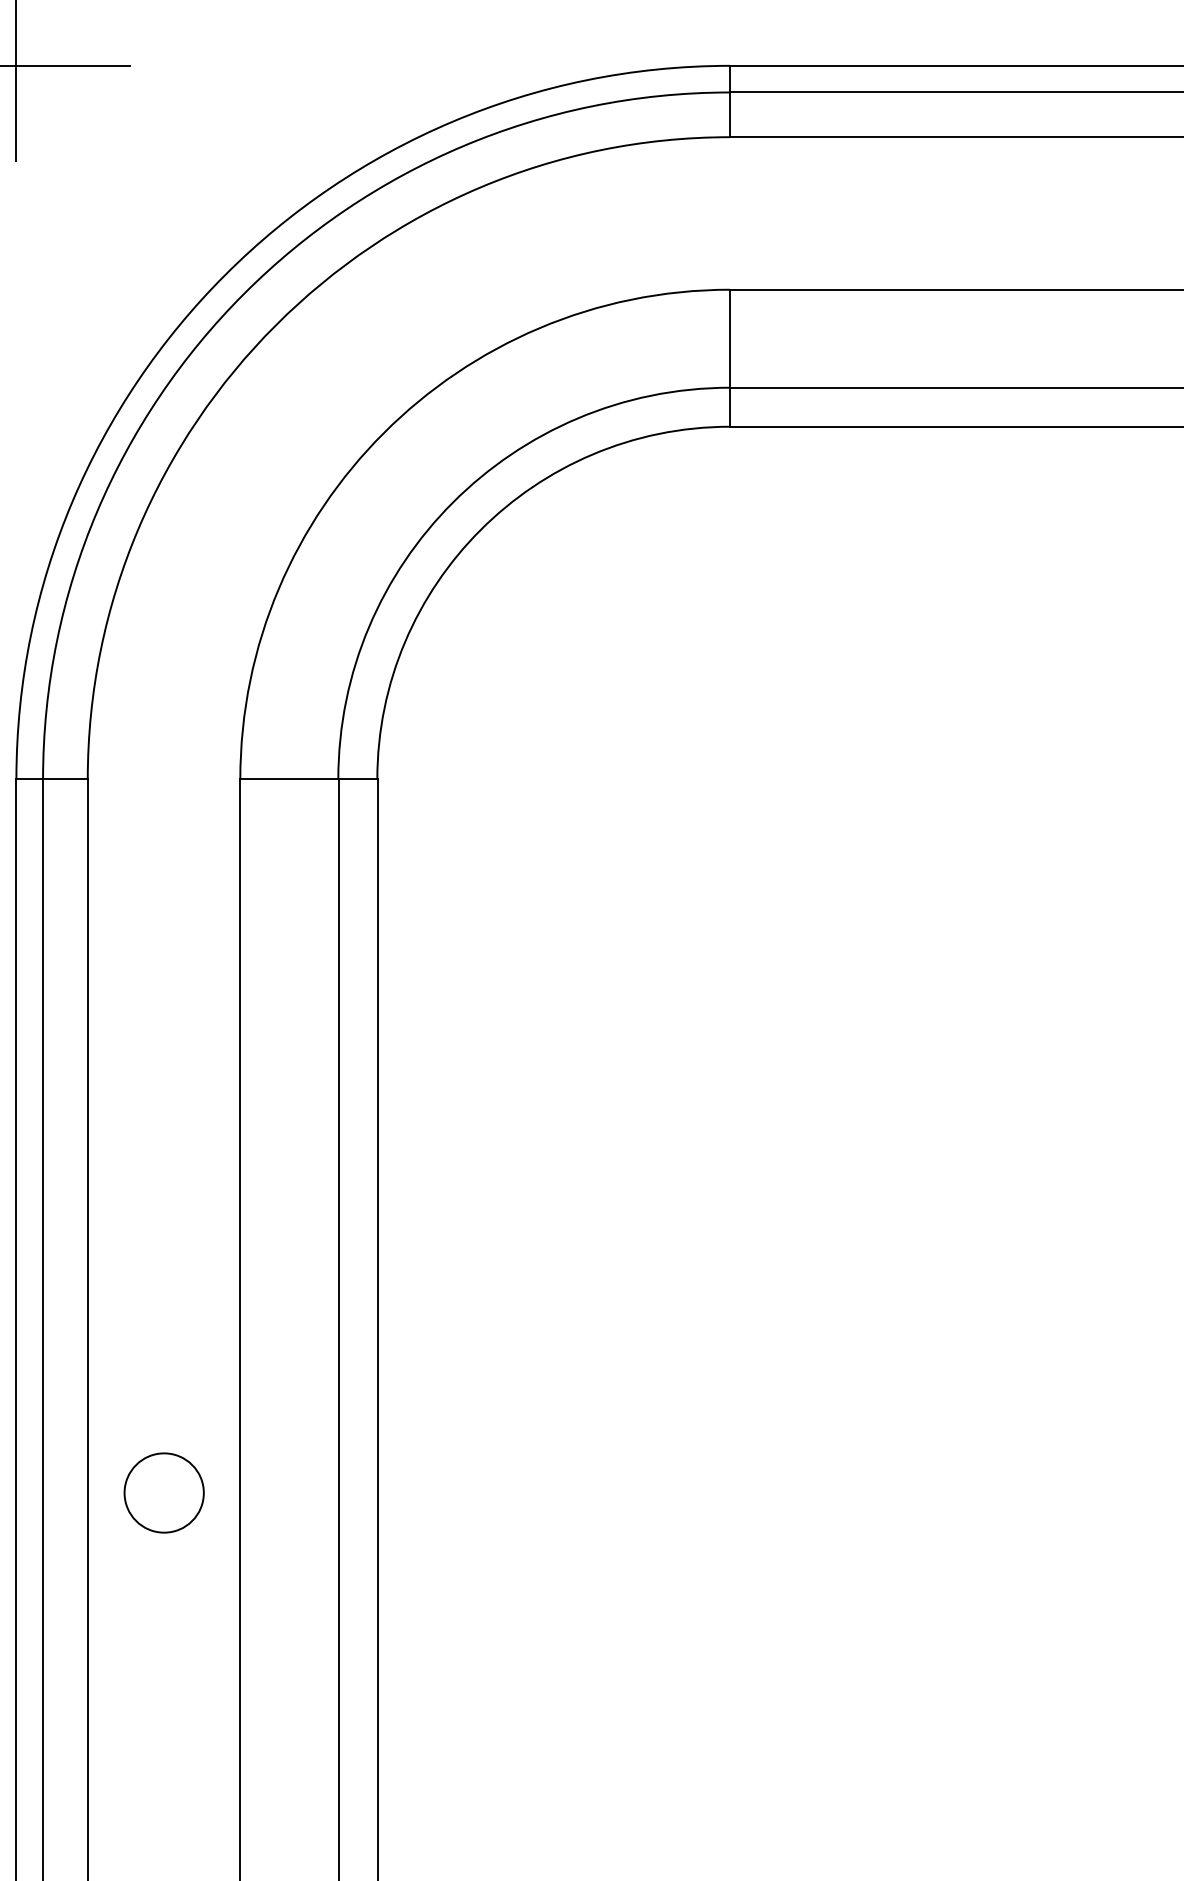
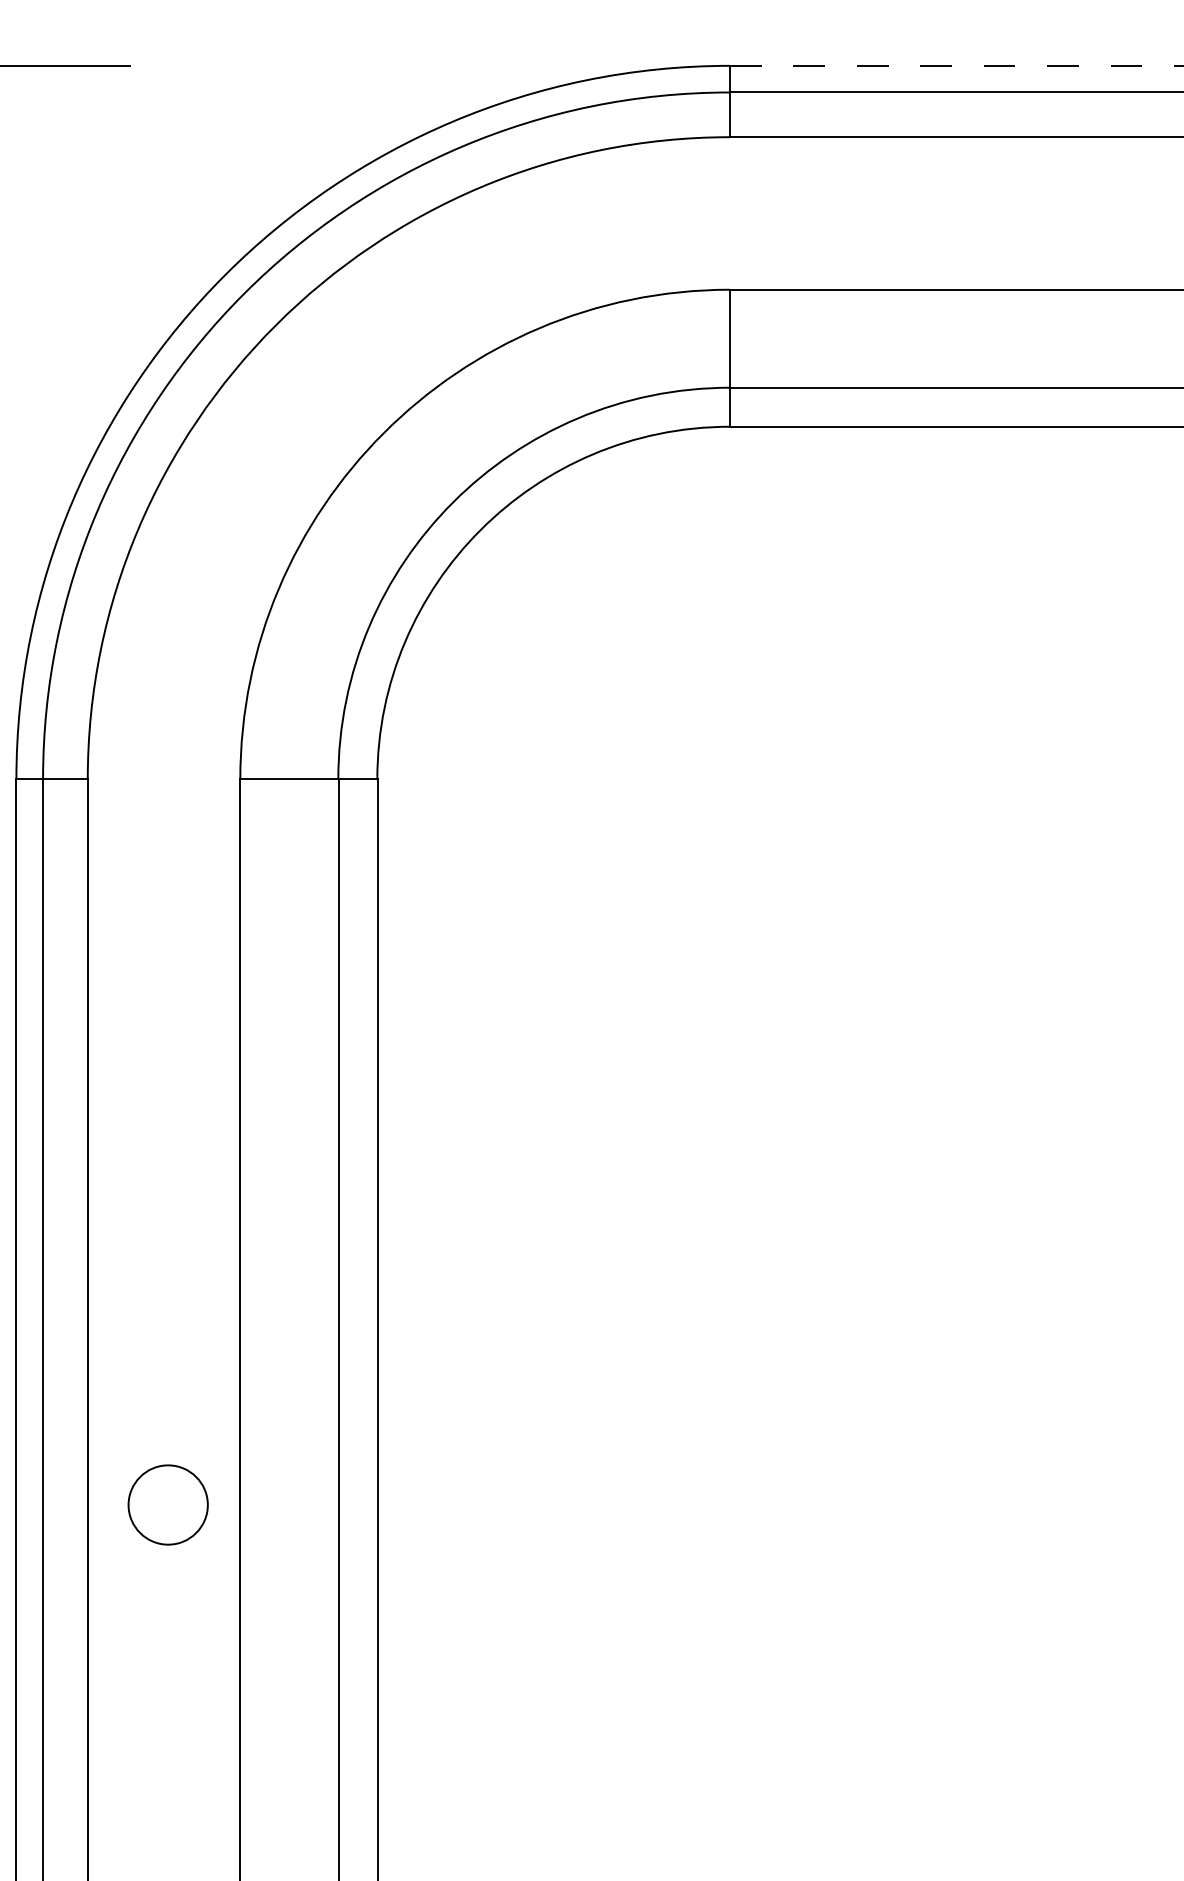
line: solid -> dashed (956, 65)
line: present -> none (16, 81)
circle position: (163, 1492) -> (167, 1504) (167, 1504)
